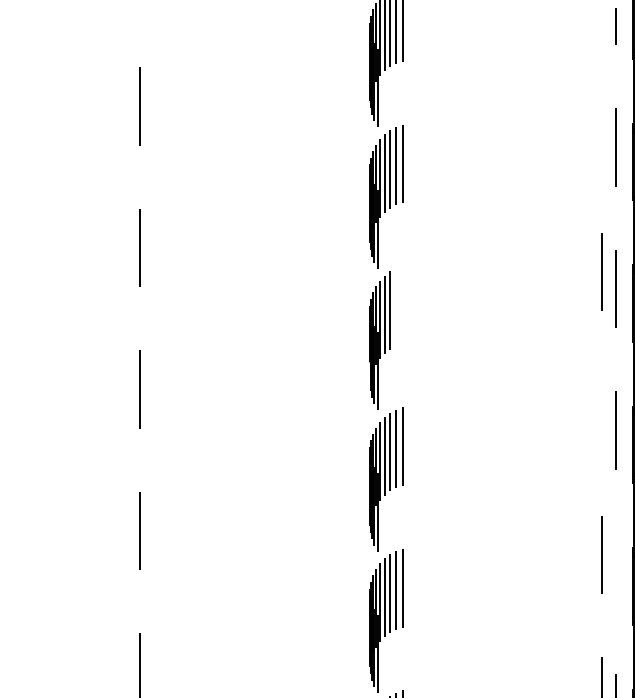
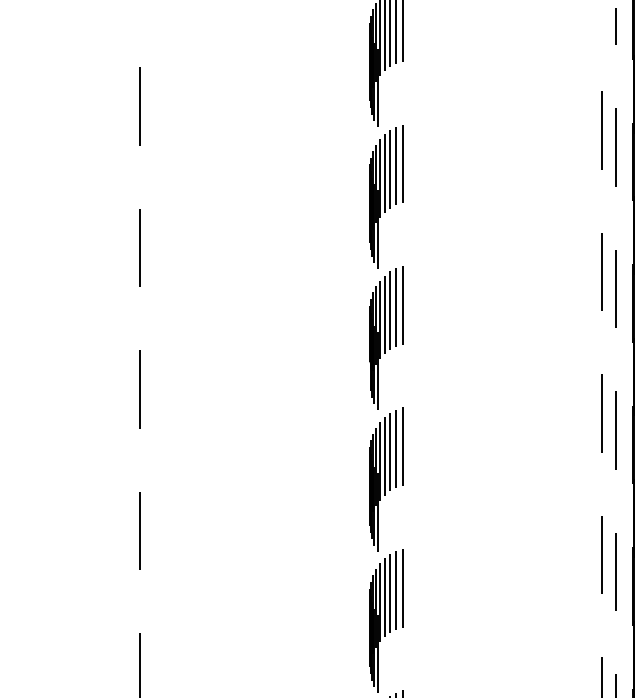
line: none -> present (602, 130)
line: none -> present (402, 305)
line: none -> present (396, 307)
line: none -> present (601, 413)
line: none -> present (616, 571)
